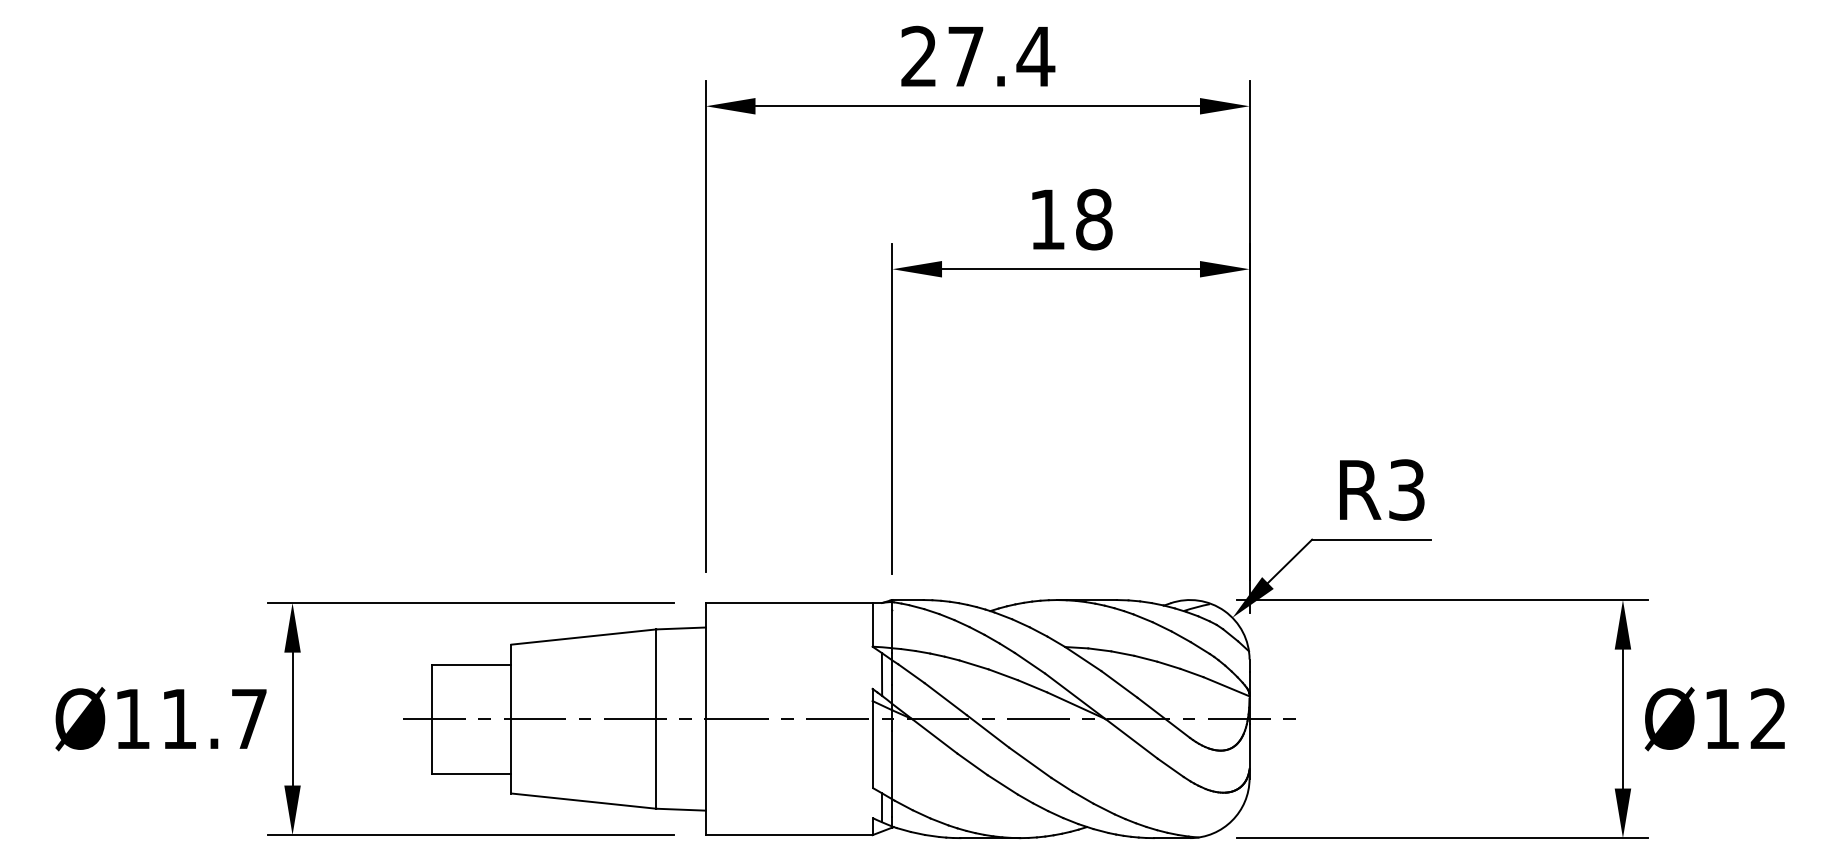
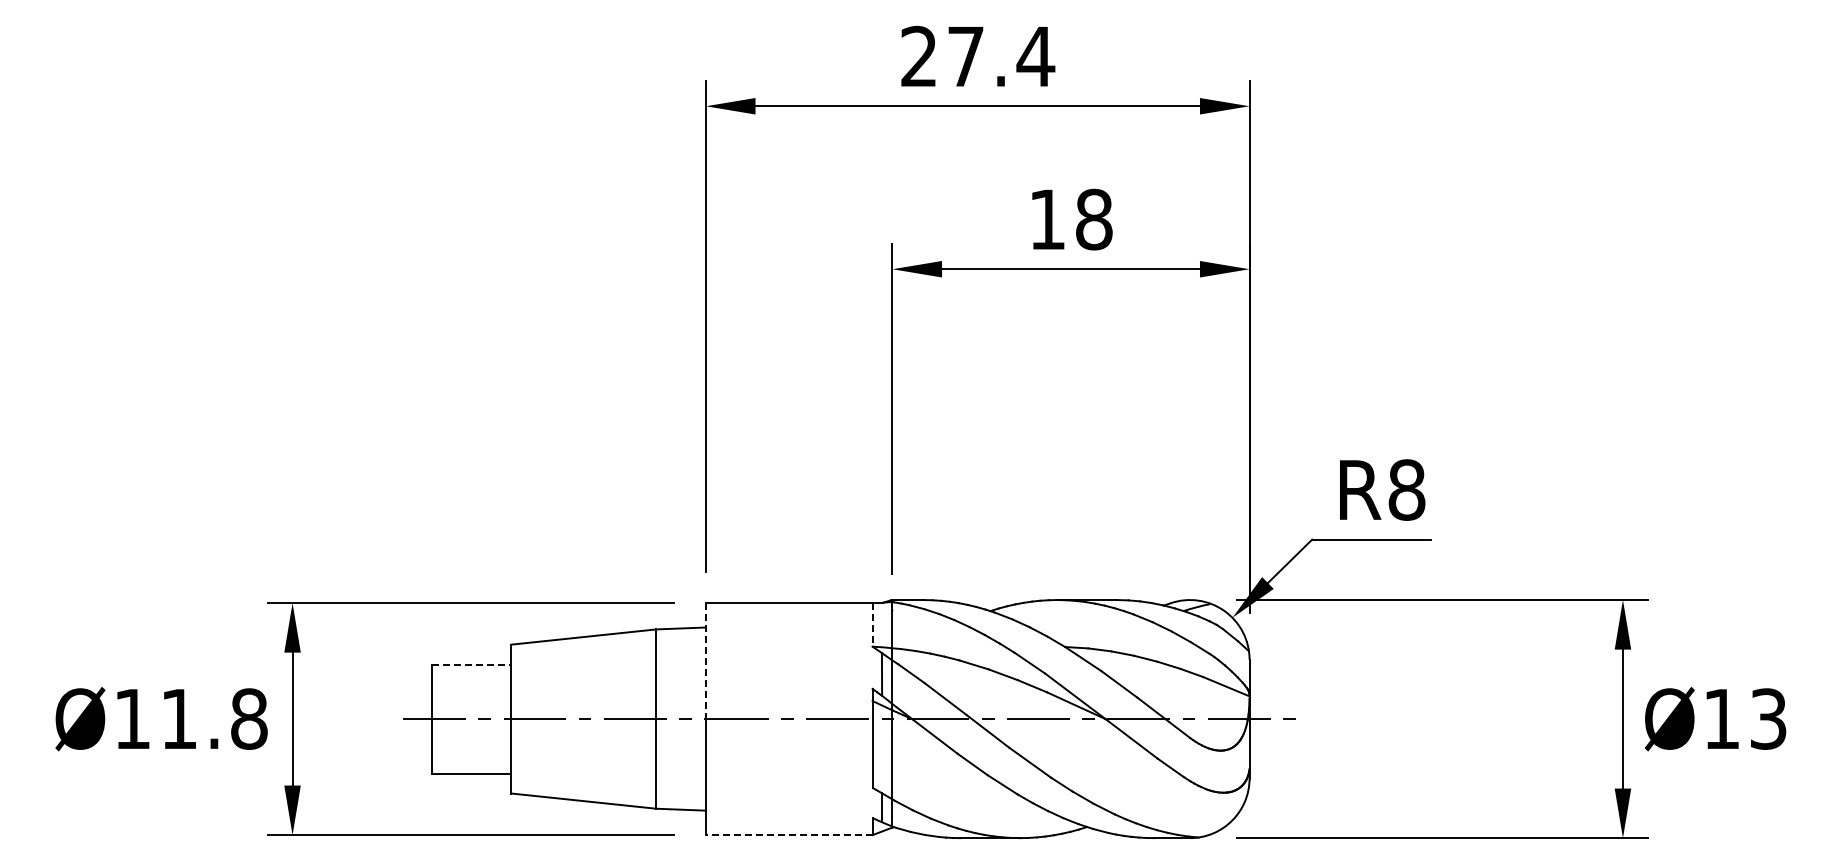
text: R3 -> R8 (1406, 489)
line: solid -> dashed (872, 624)
line: solid -> dashed (705, 661)
line: solid -> dashed (471, 664)
text: Ø11.7 -> Ø11.8 (249, 718)
text: Ø12 -> Ø13 (1768, 718)
line: solid -> dashed (788, 835)
